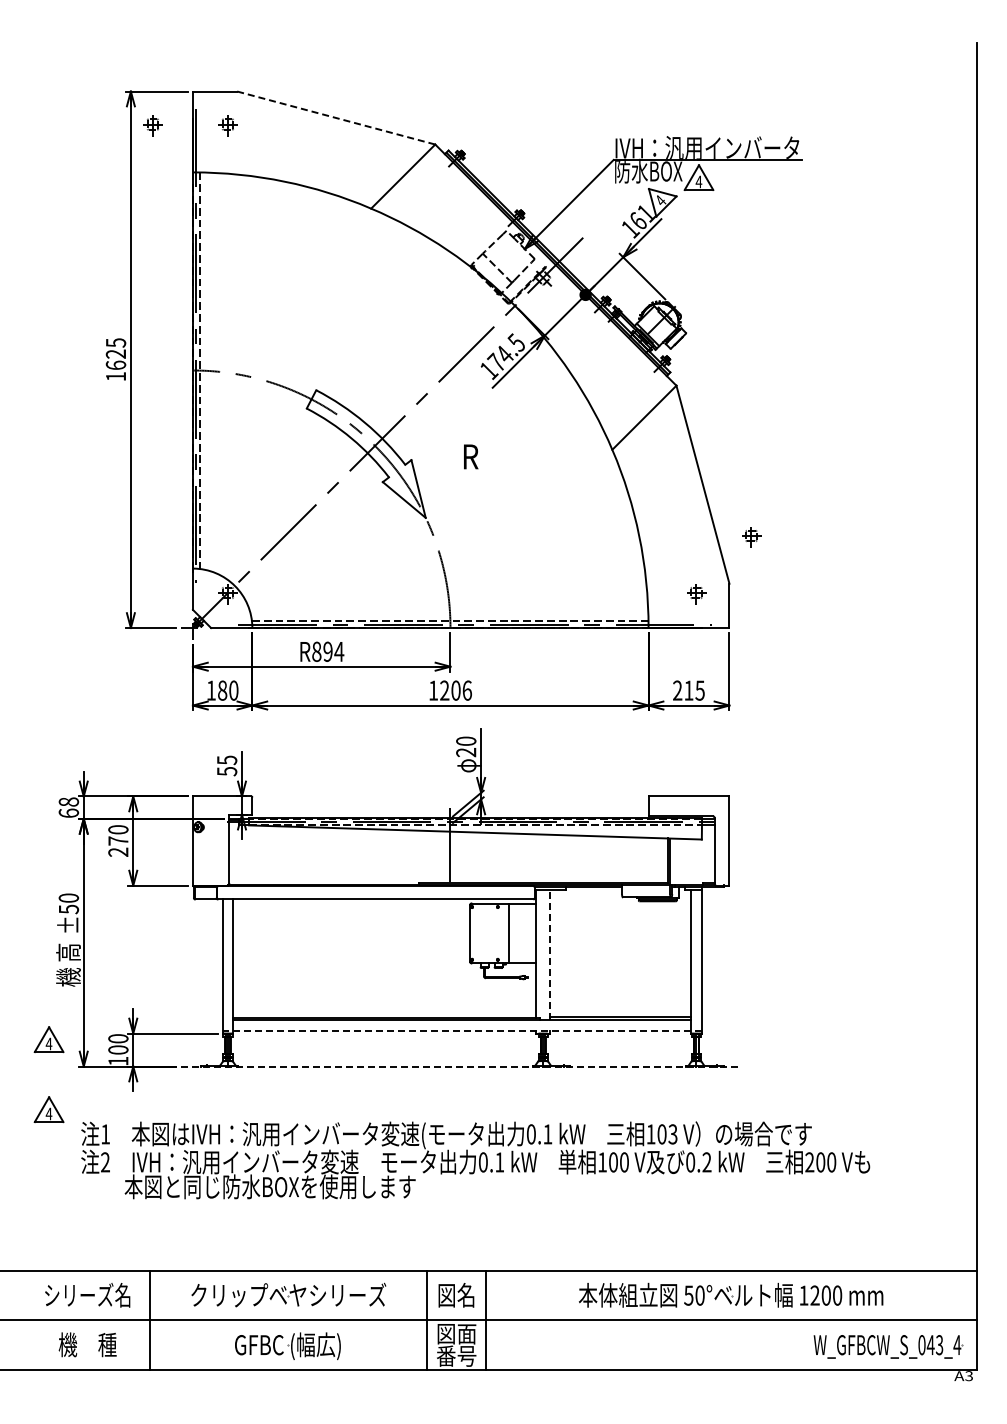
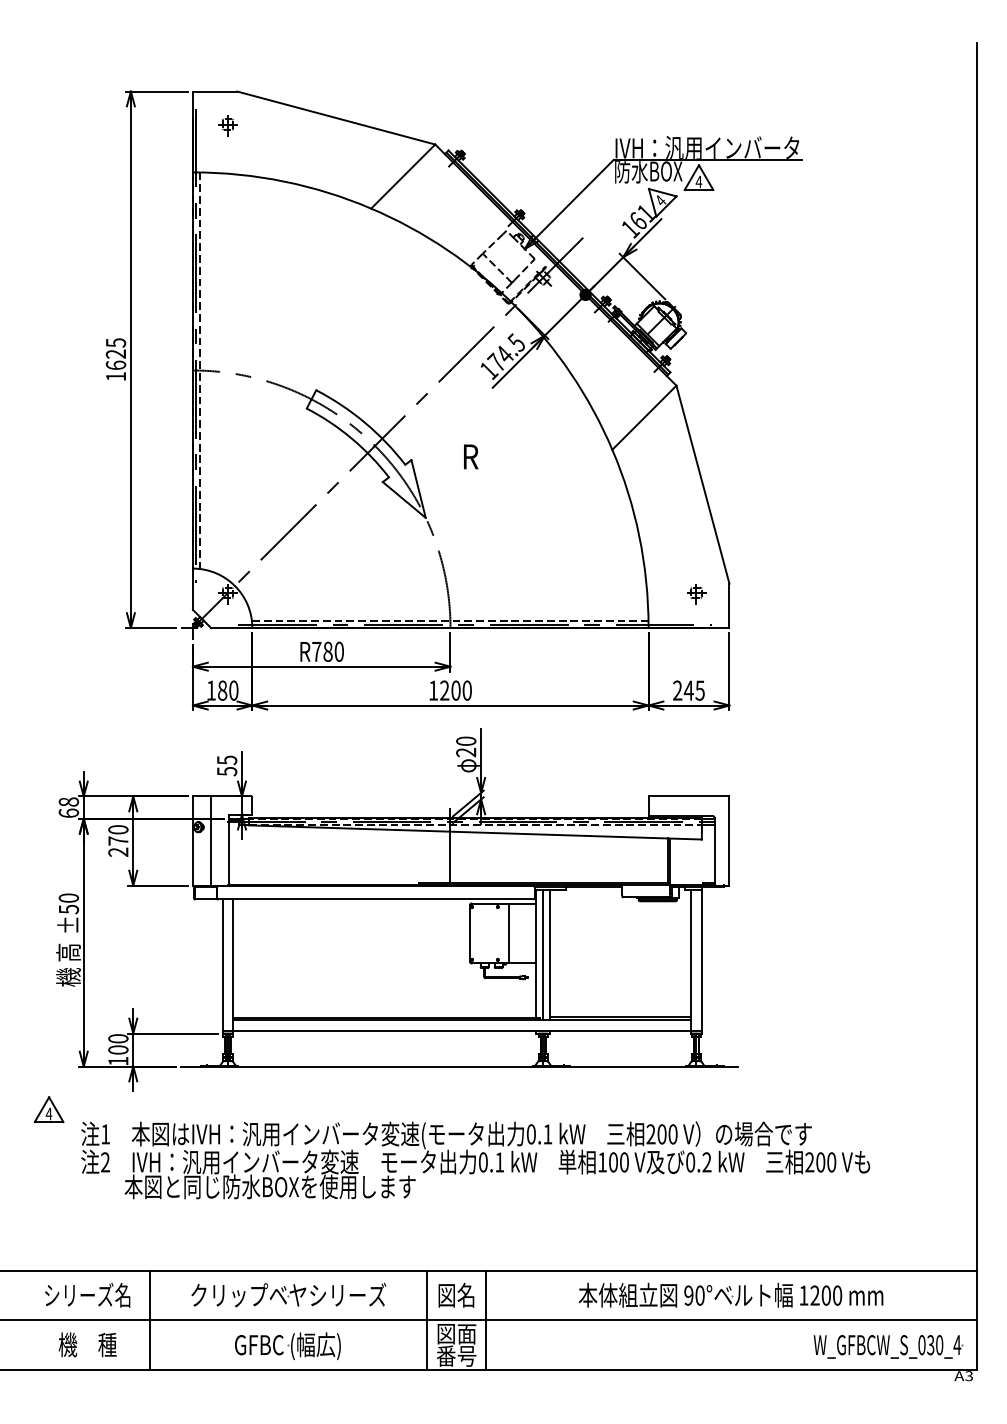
line: dashed -> solid (336, 118)
part: present -> none (152, 125)
part: present -> none (751, 537)
text: R894 -> R780 (328, 651)
text: 1206 -> 1200 (466, 690)
text: 215 -> 245 (688, 690)
line: none -> present (211, 840)
line: none -> present (543, 954)
line: dashed -> solid (550, 955)
line: dashed -> solid (462, 1030)
part: present -> none (48, 1039)
line: dashed -> solid (459, 1066)
text: 103 -> 200 (661, 1134)
text: 50° -> 90° (688, 1295)
text: W_GFBCW_S_043_4 -> W_GFBCW_S_030_4 (934, 1345)
